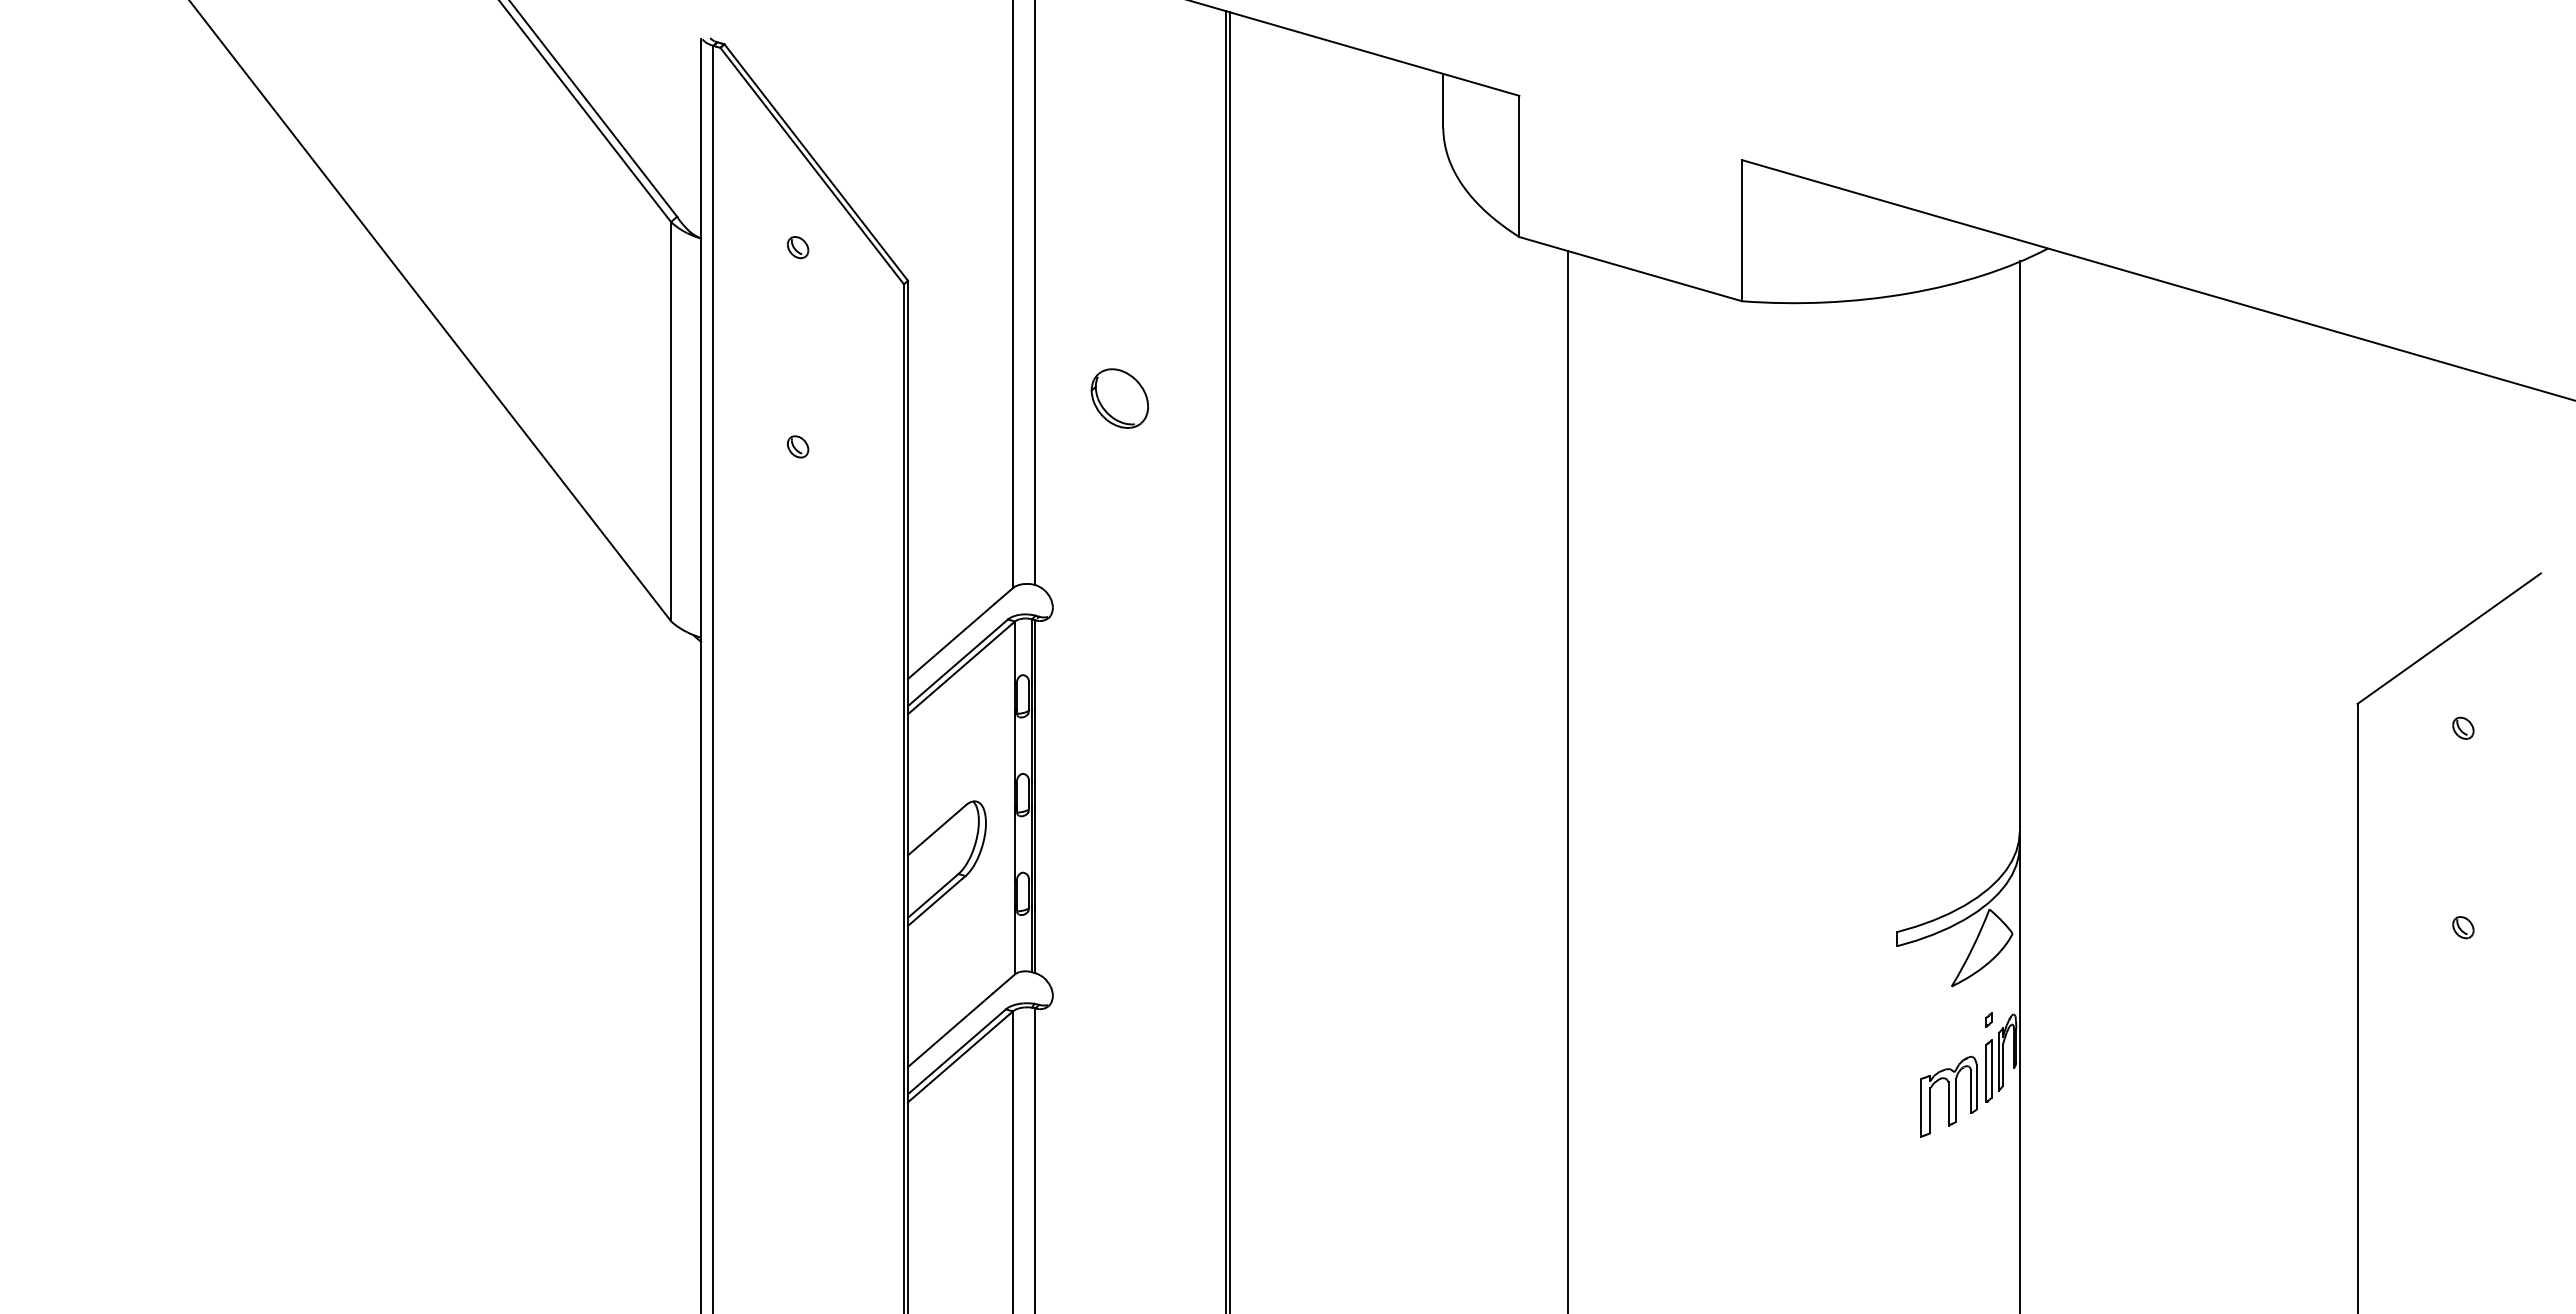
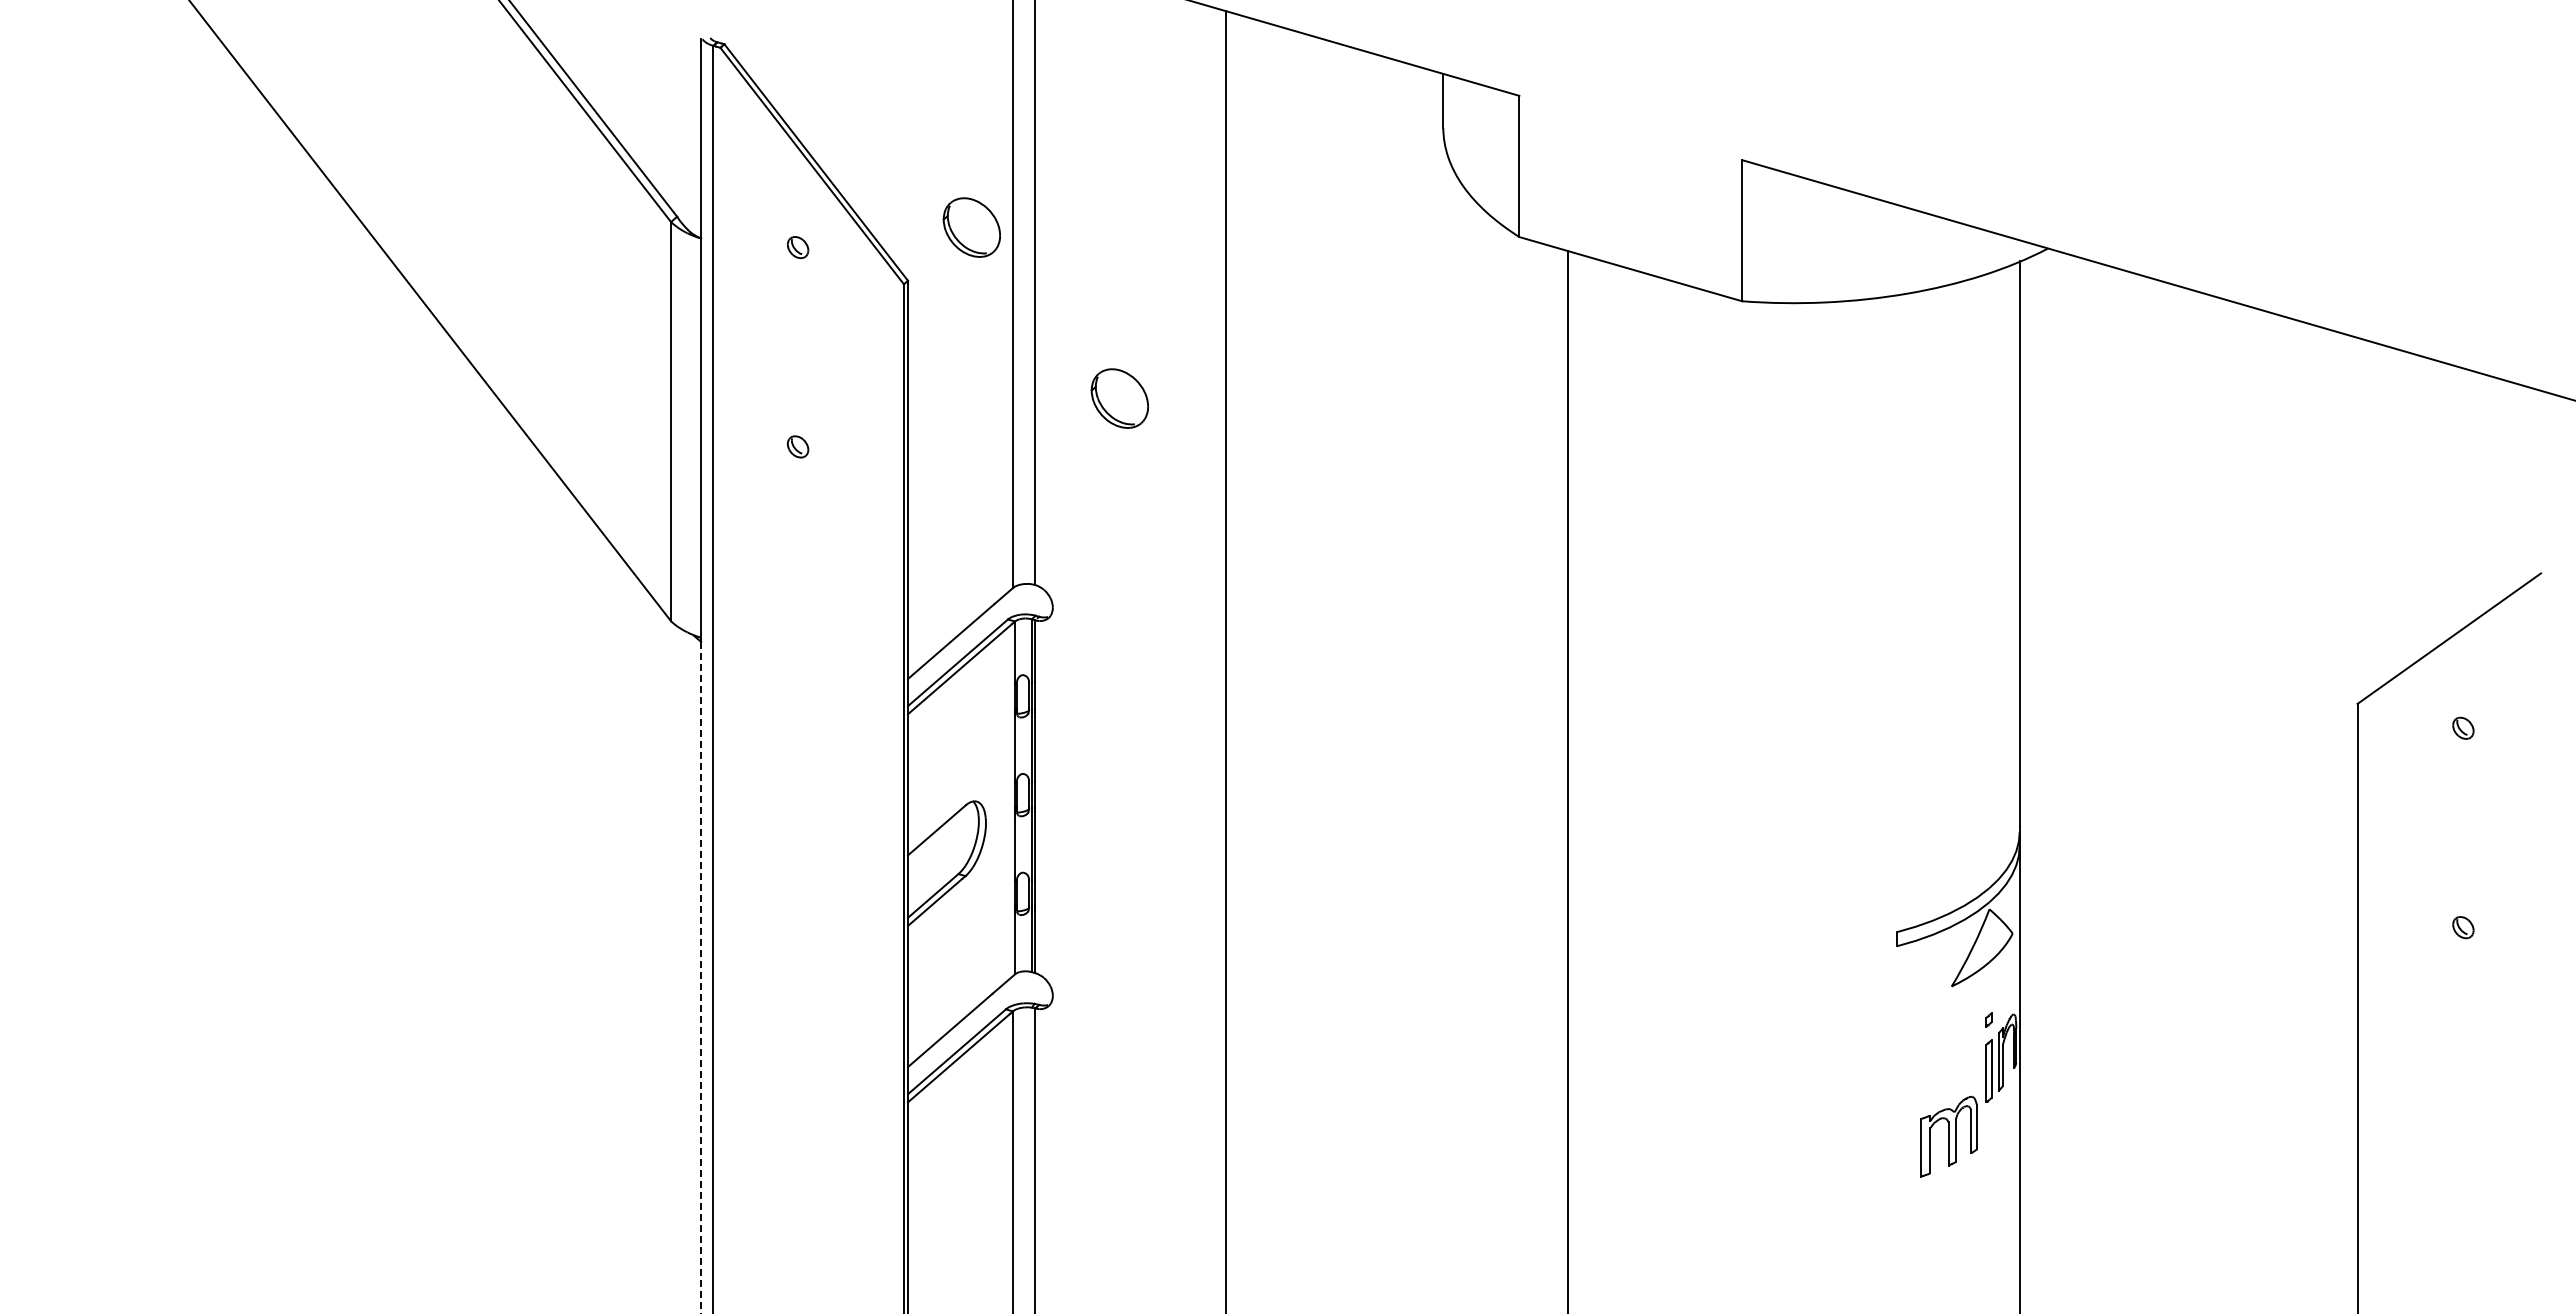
part: none -> present (971, 227)
line: present -> none (1229, 661)
line: solid -> dashed (701, 977)
part position: (1948, 1096) -> (1948, 1136) (1948, 1136)
